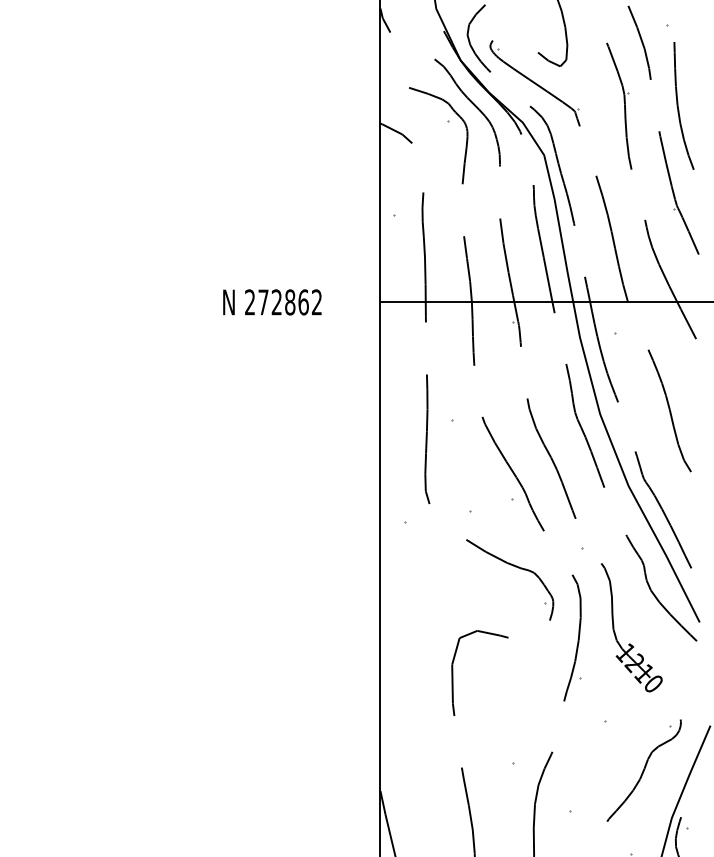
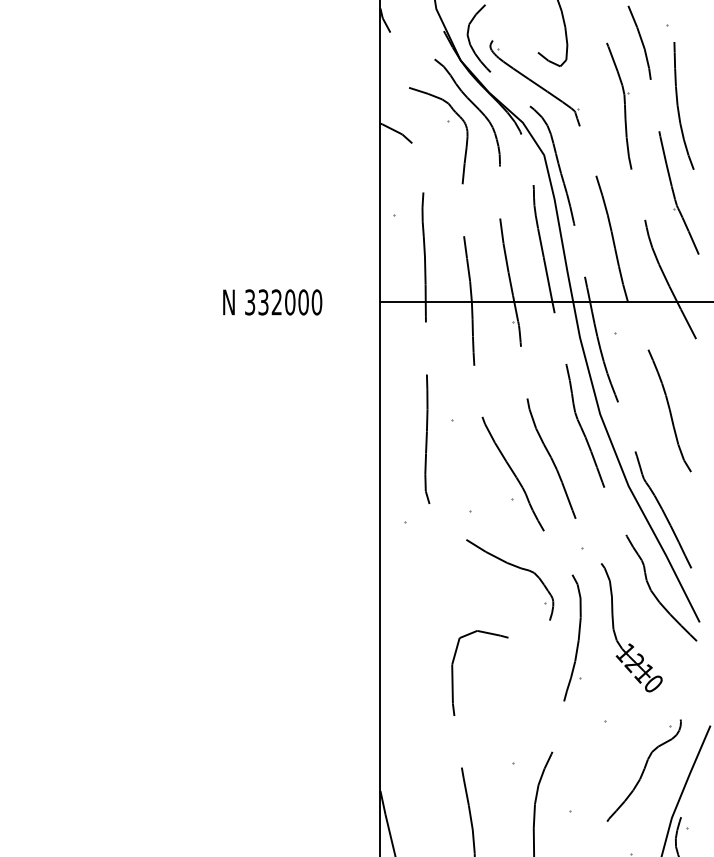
text: 272862 -> 332000 (283, 302)
